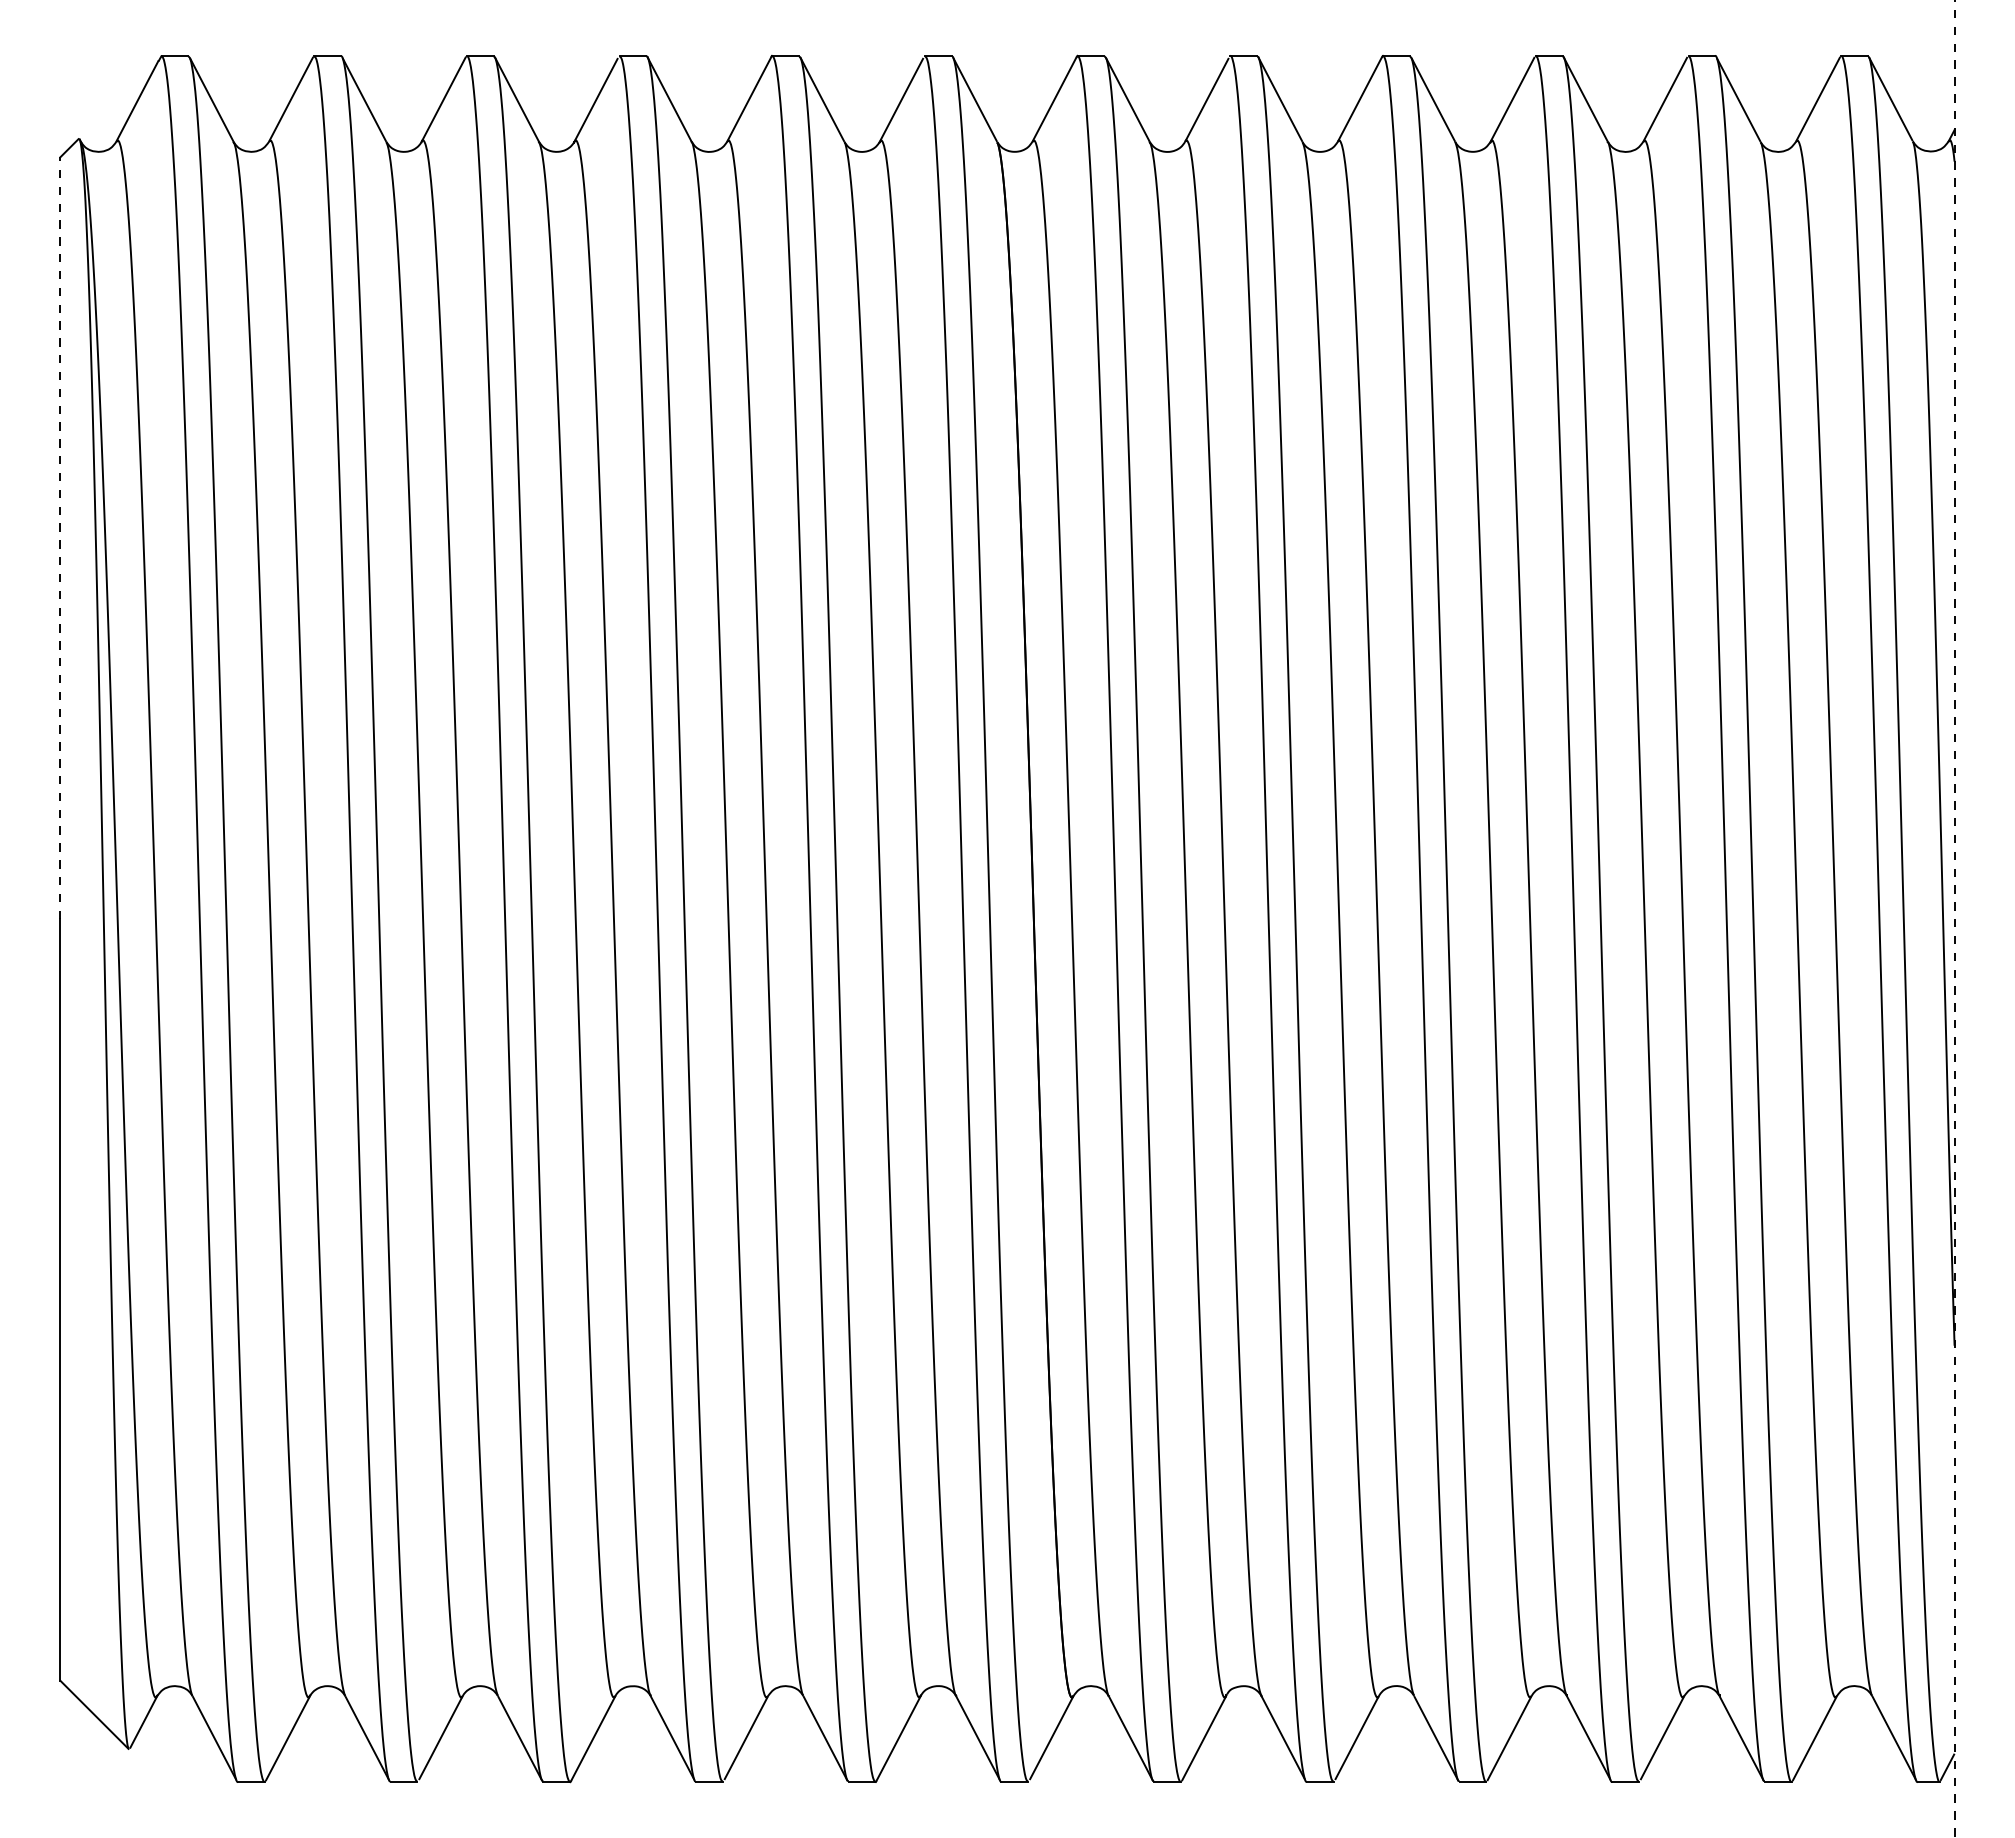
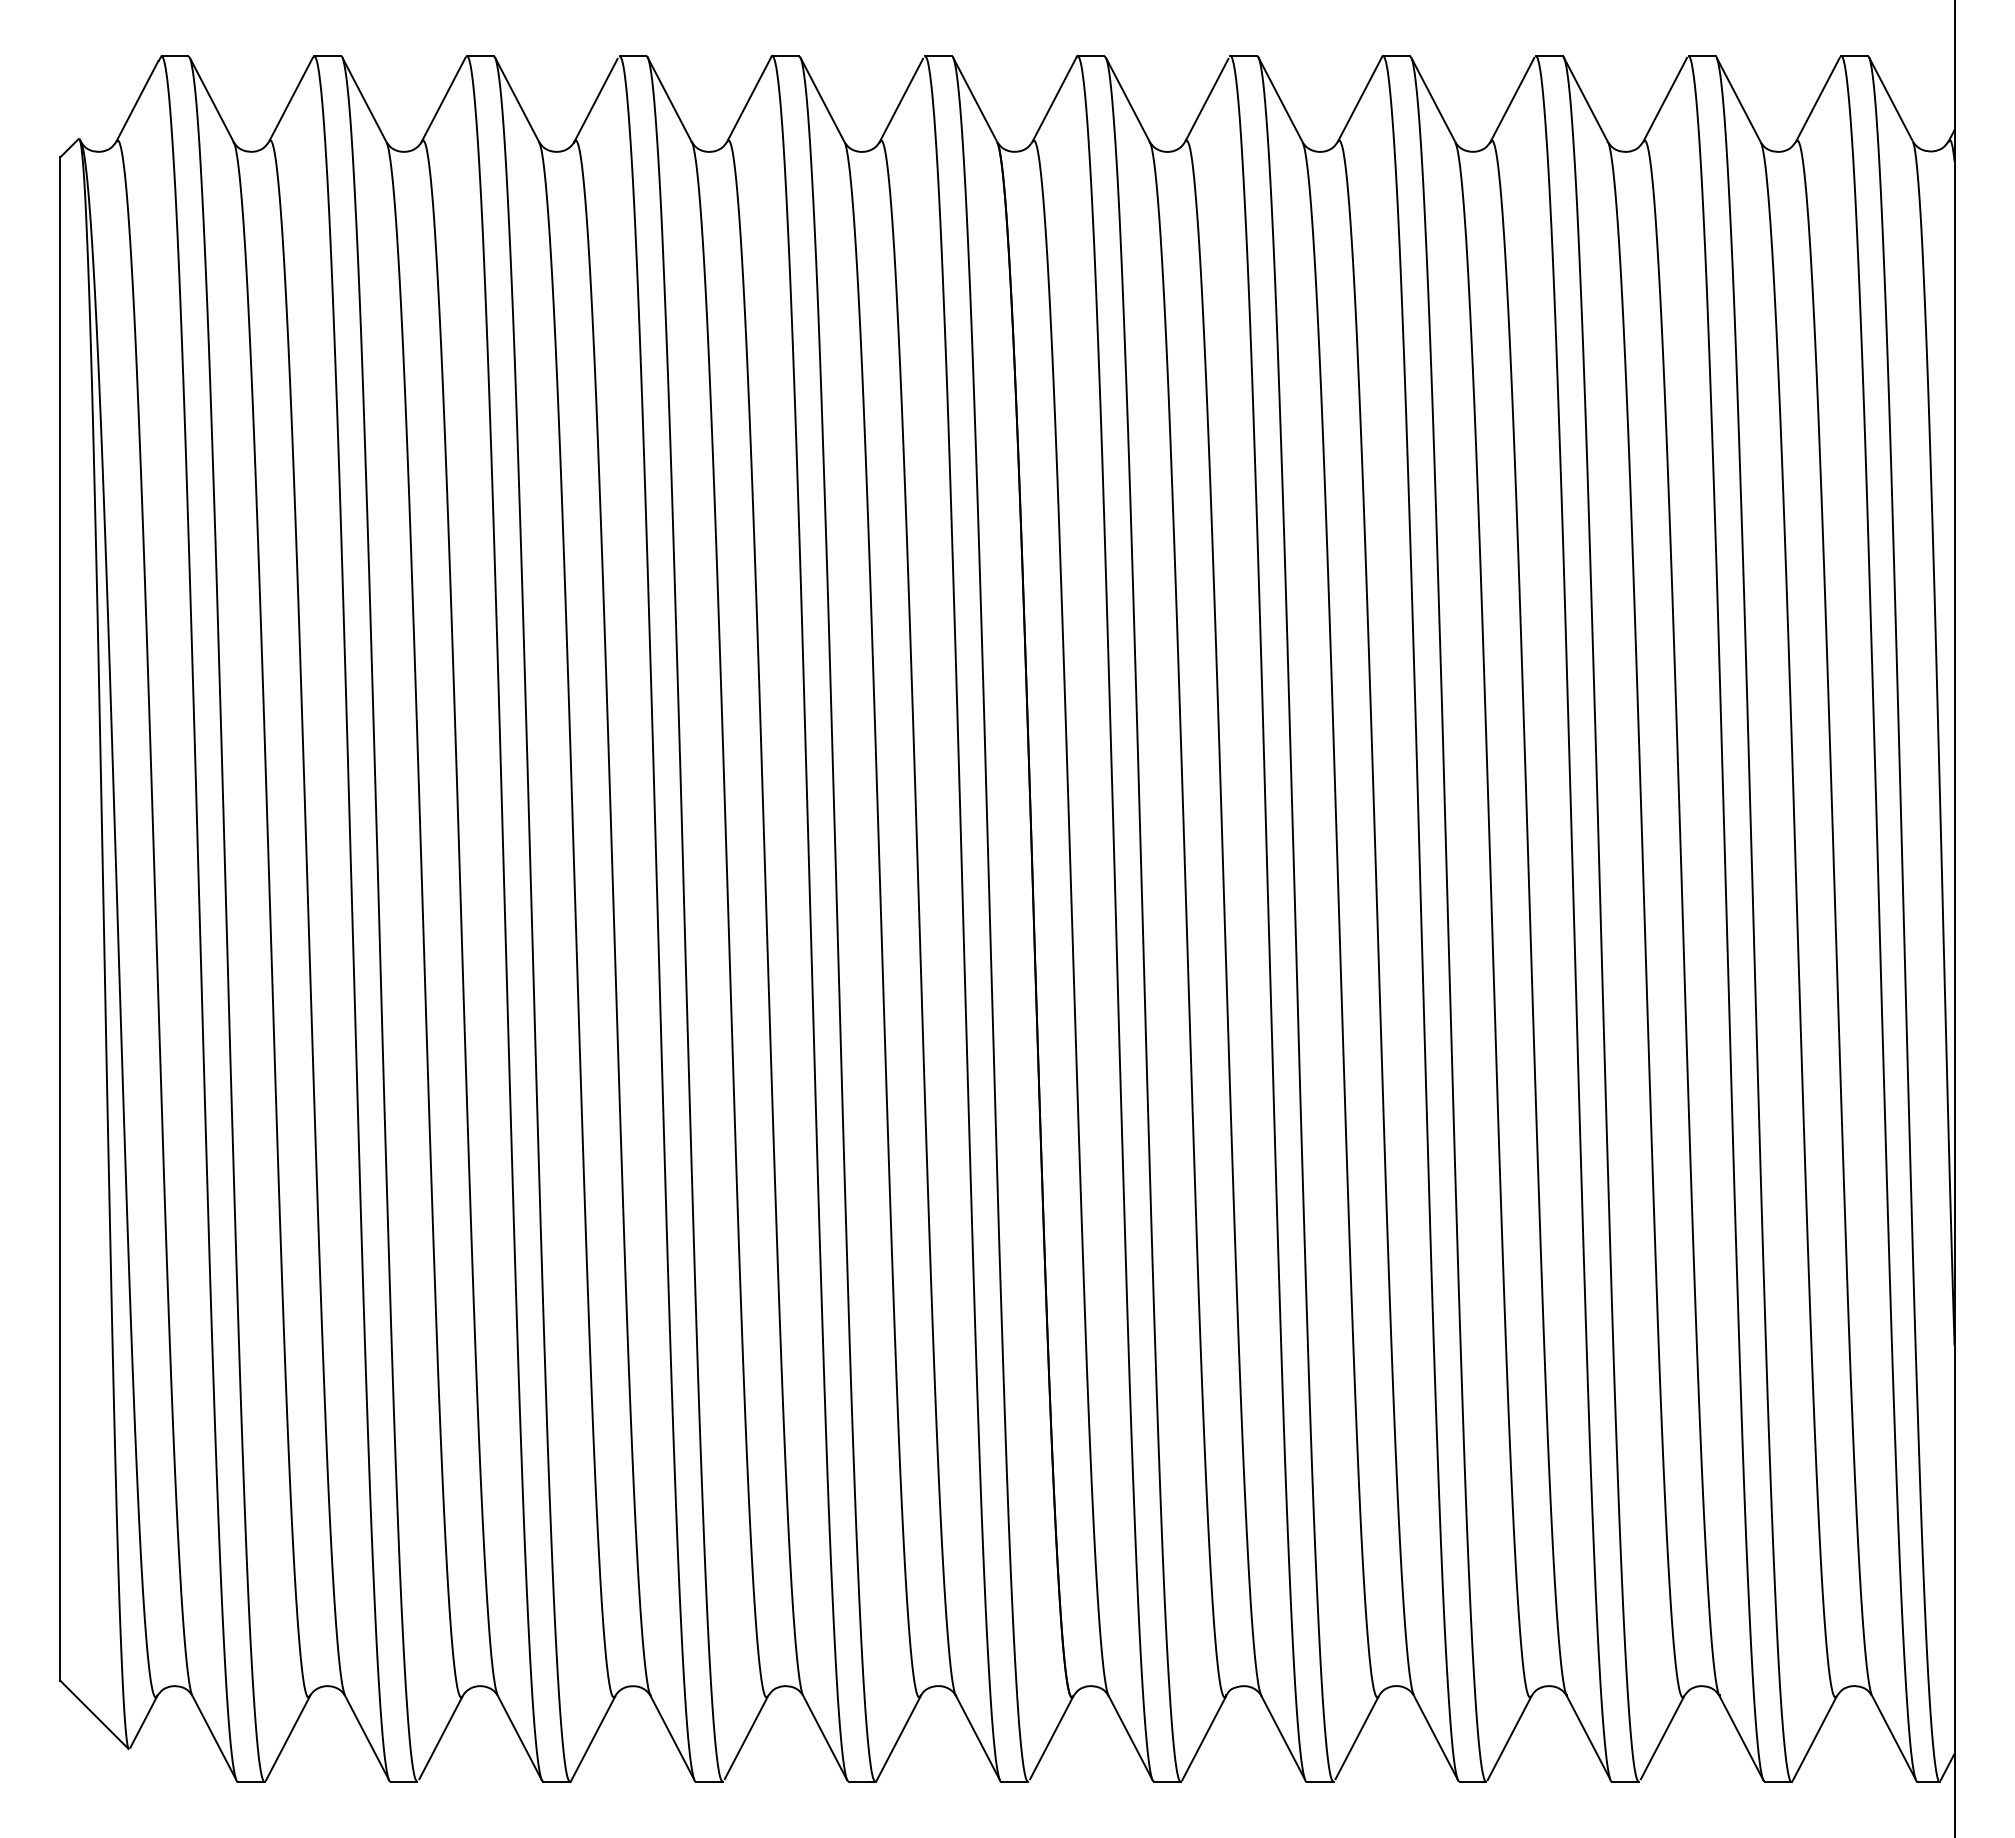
line: dashed -> solid (60, 538)
line: dashed -> solid (1954, 919)
